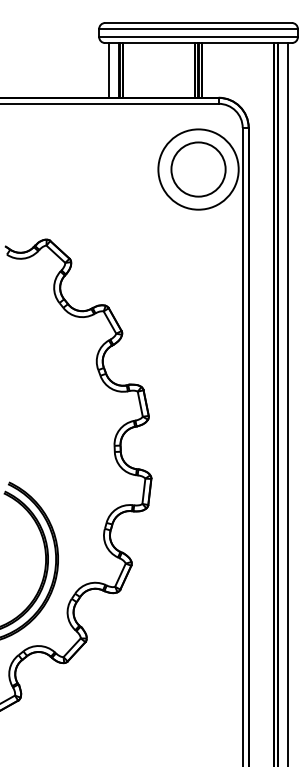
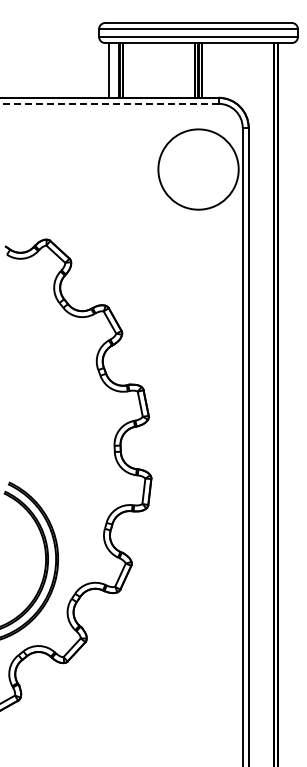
line: solid -> dashed (109, 103)
circle: present -> none (198, 169)
line: present -> none (287, 403)
